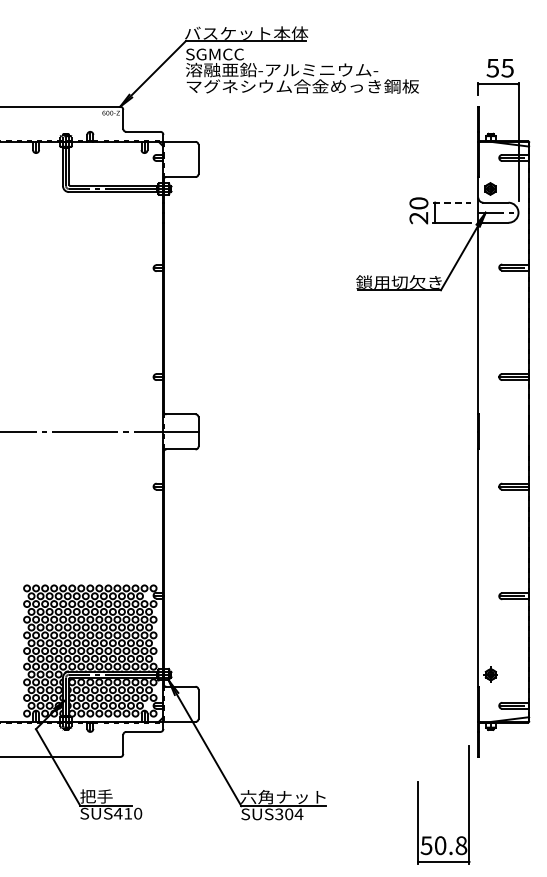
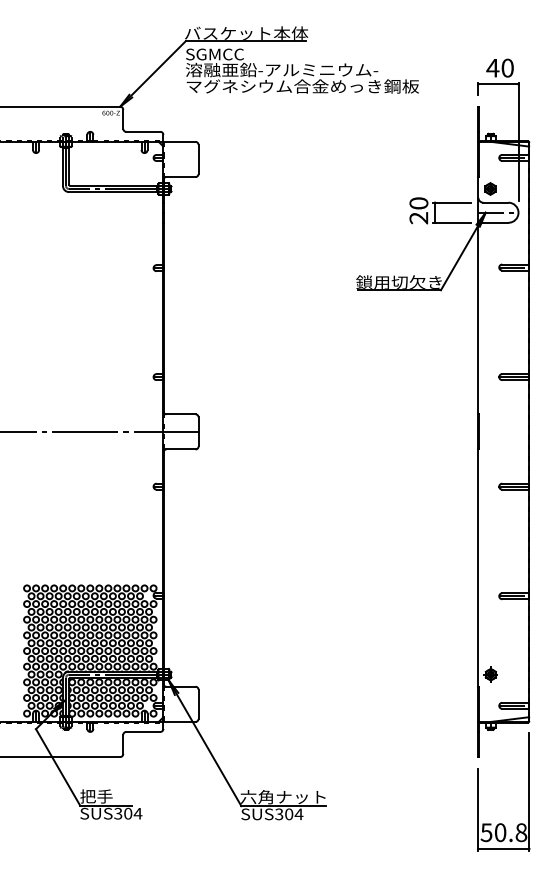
text: 55 -> 40 (499, 67)
line: dashed -> solid (452, 202)
part position: (418, 804) -> (478, 791) (478, 791)
text: SUS410 -> SUS304 (127, 813)
